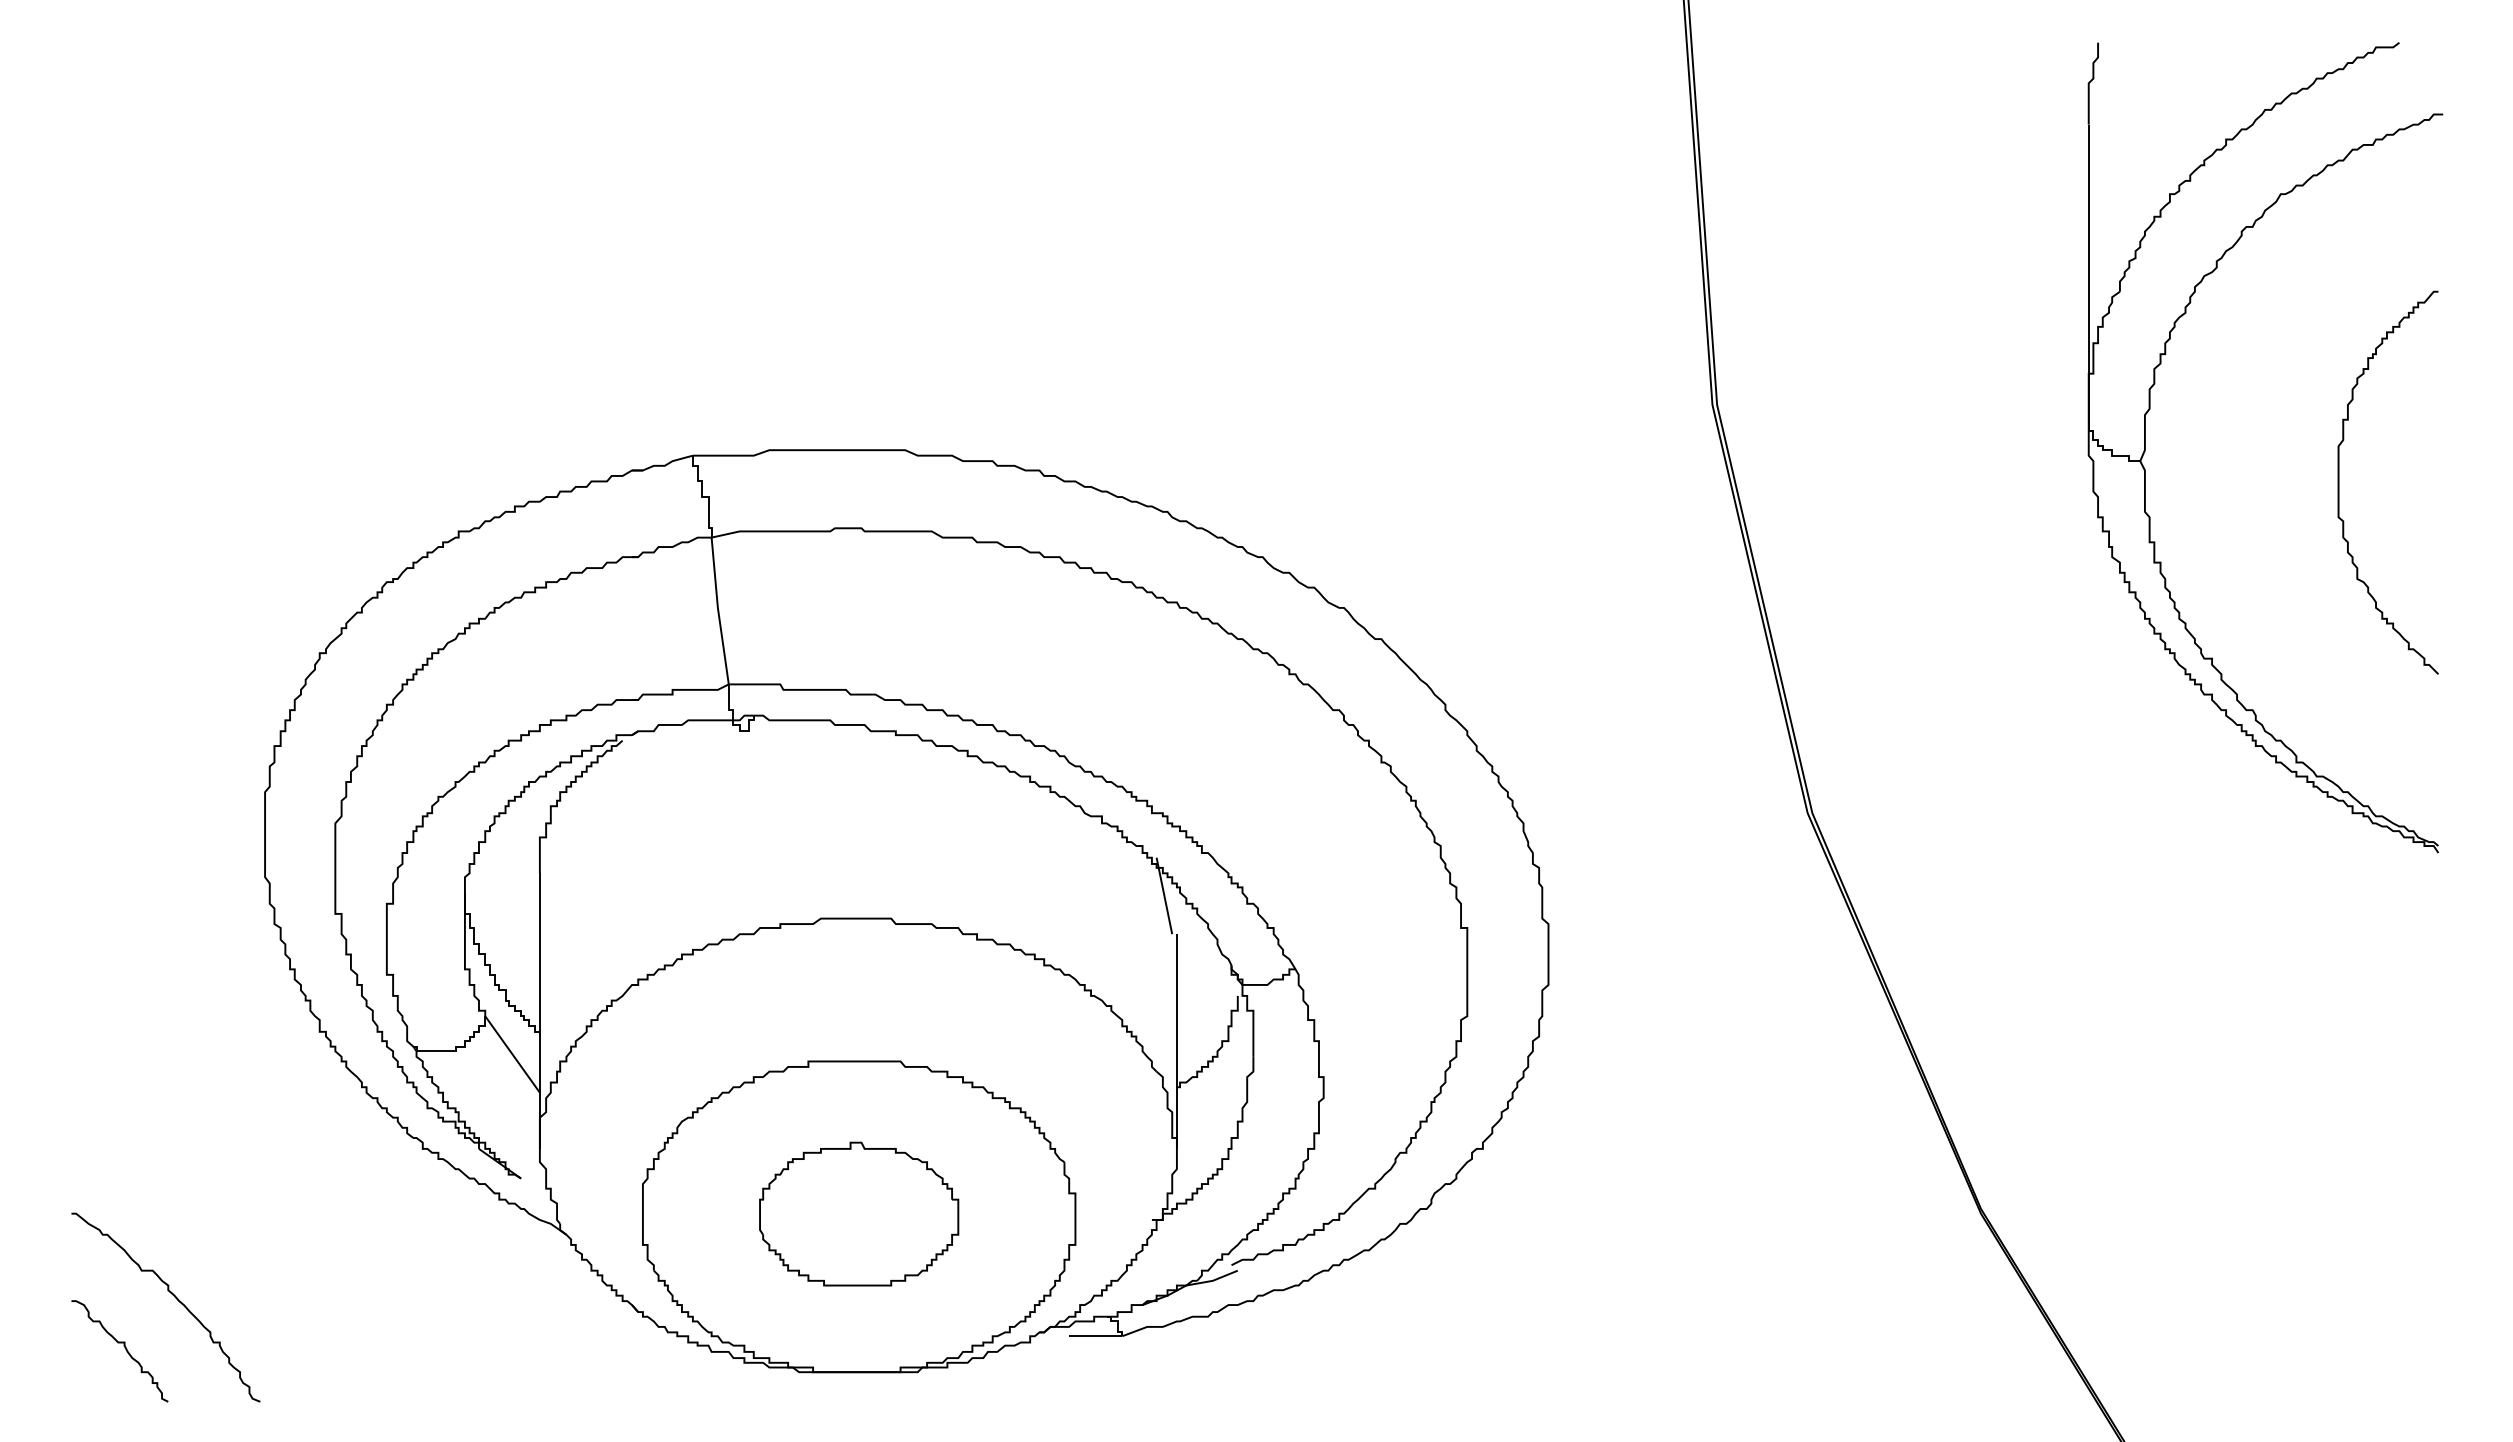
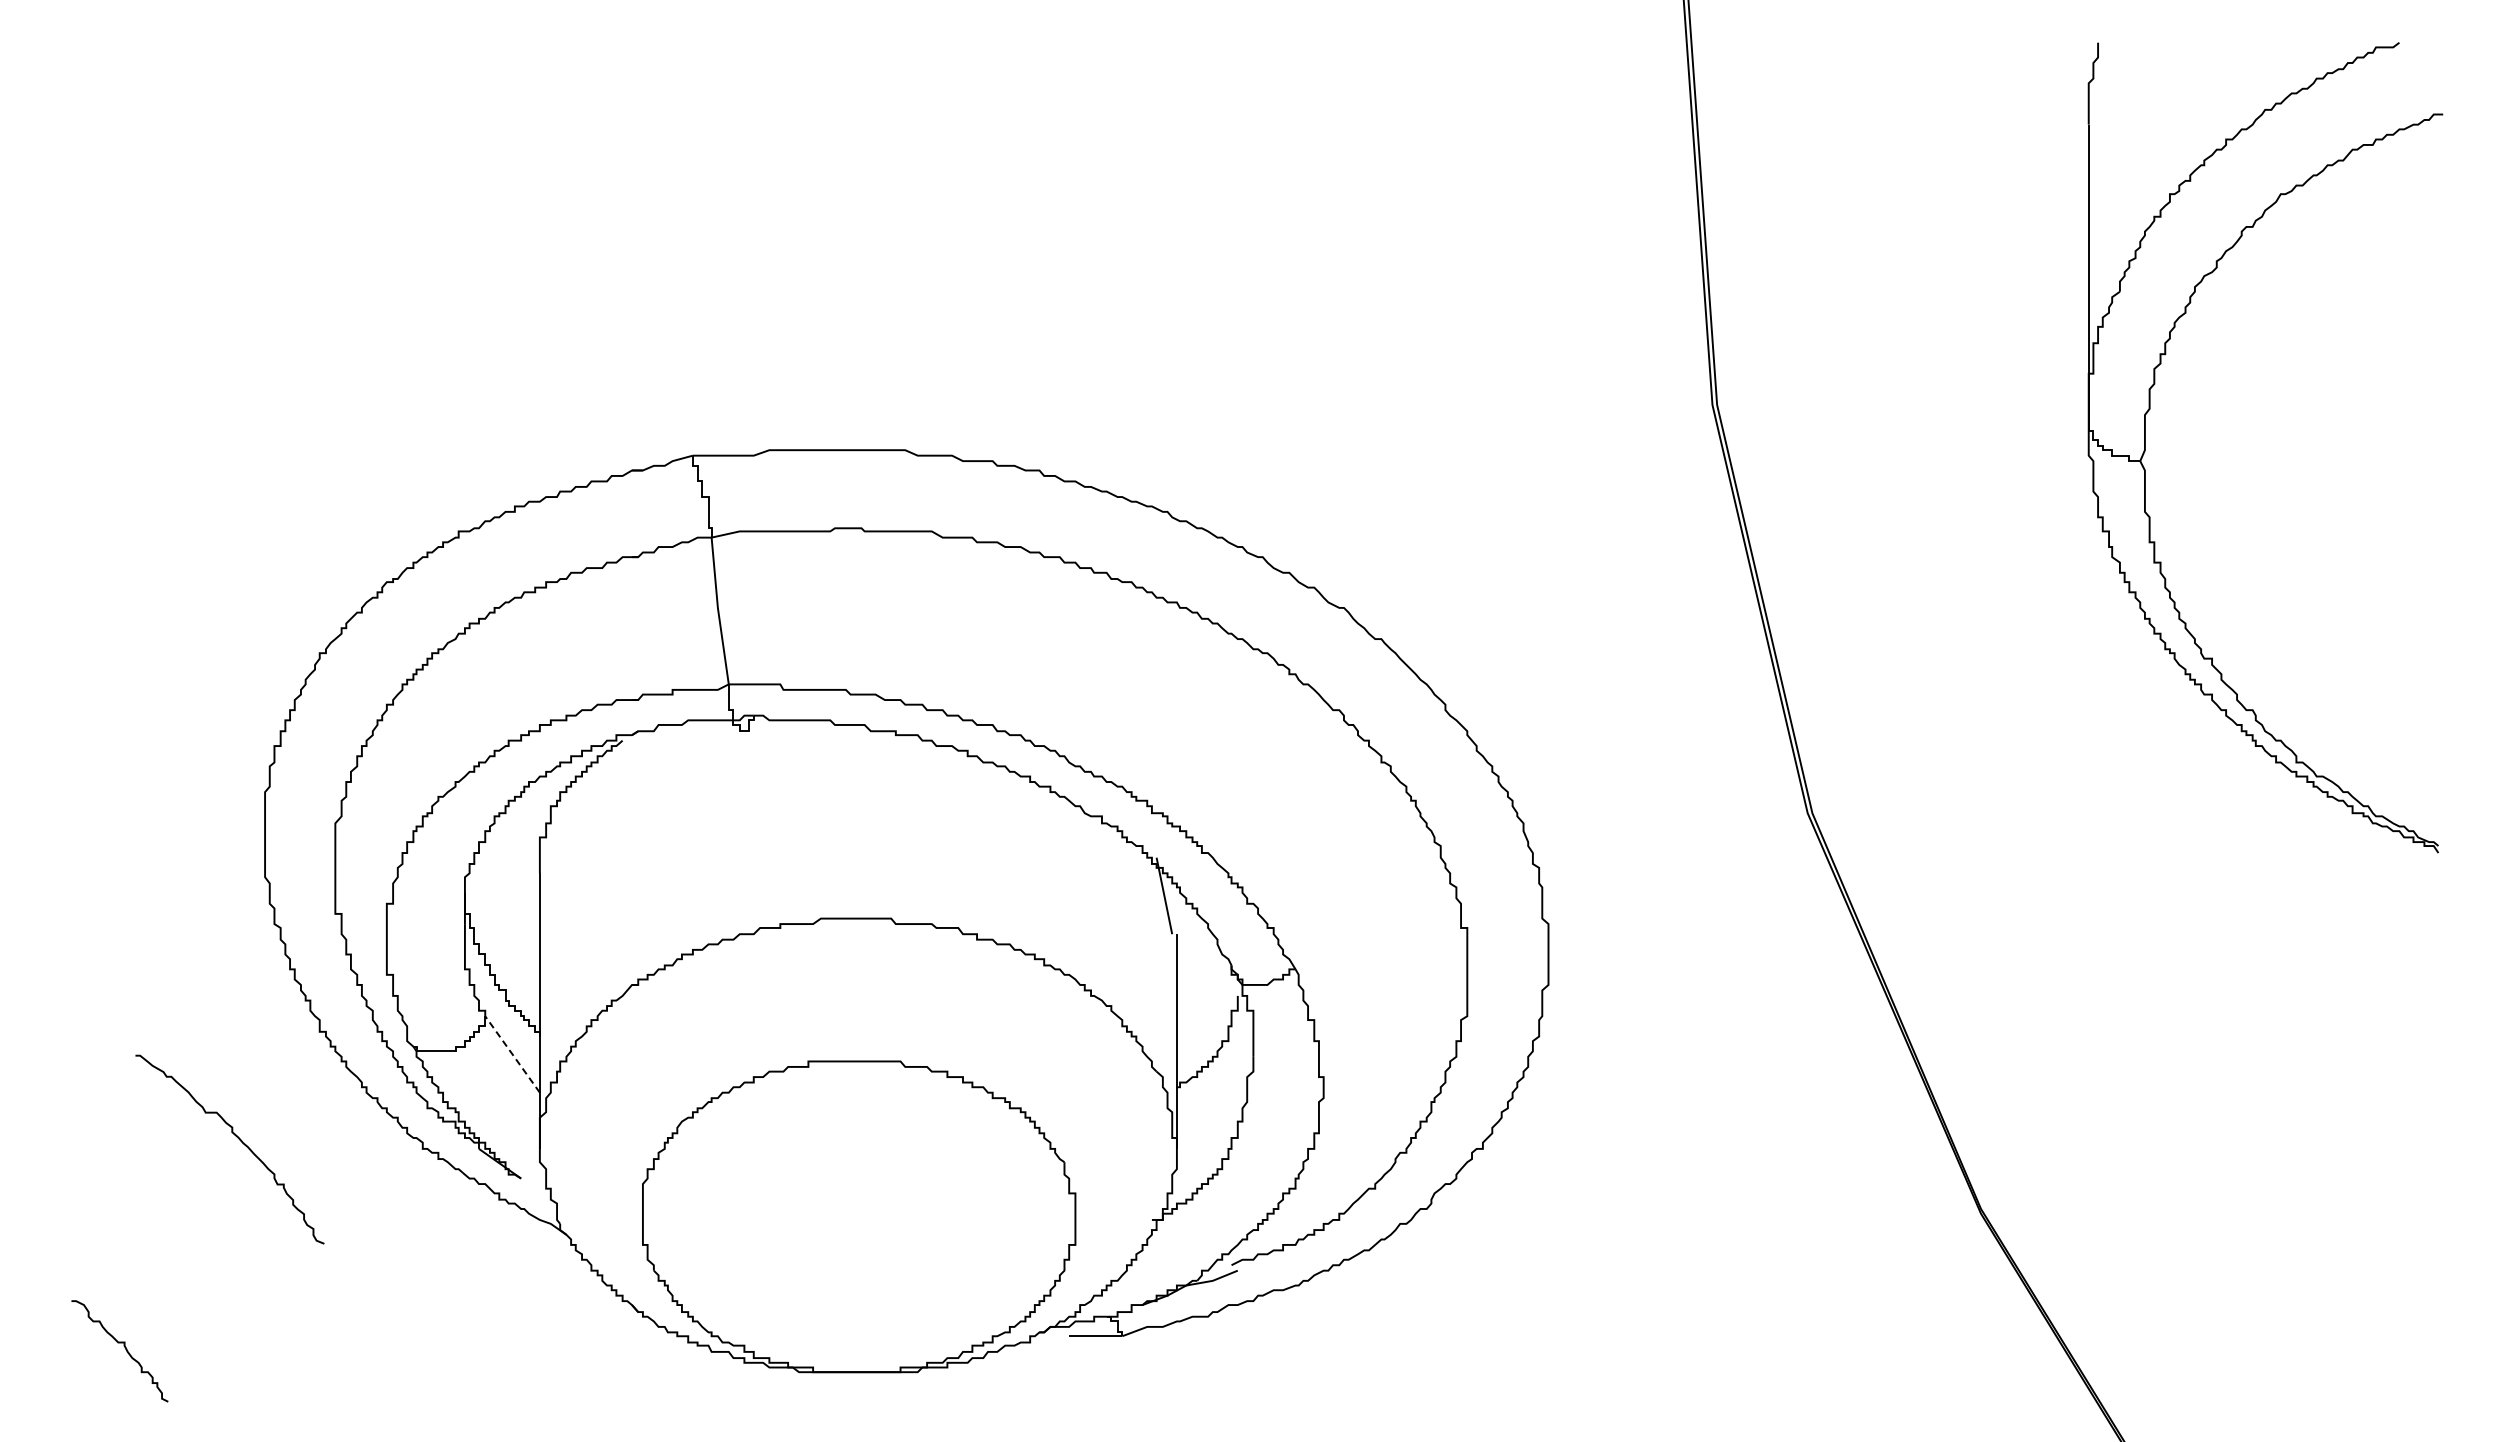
curve: present -> none (2339, 482)
line: solid -> dashed (512, 1054)
part: present -> none (859, 1213)
curve position: (174, 1297) -> (238, 1139) (238, 1139)
